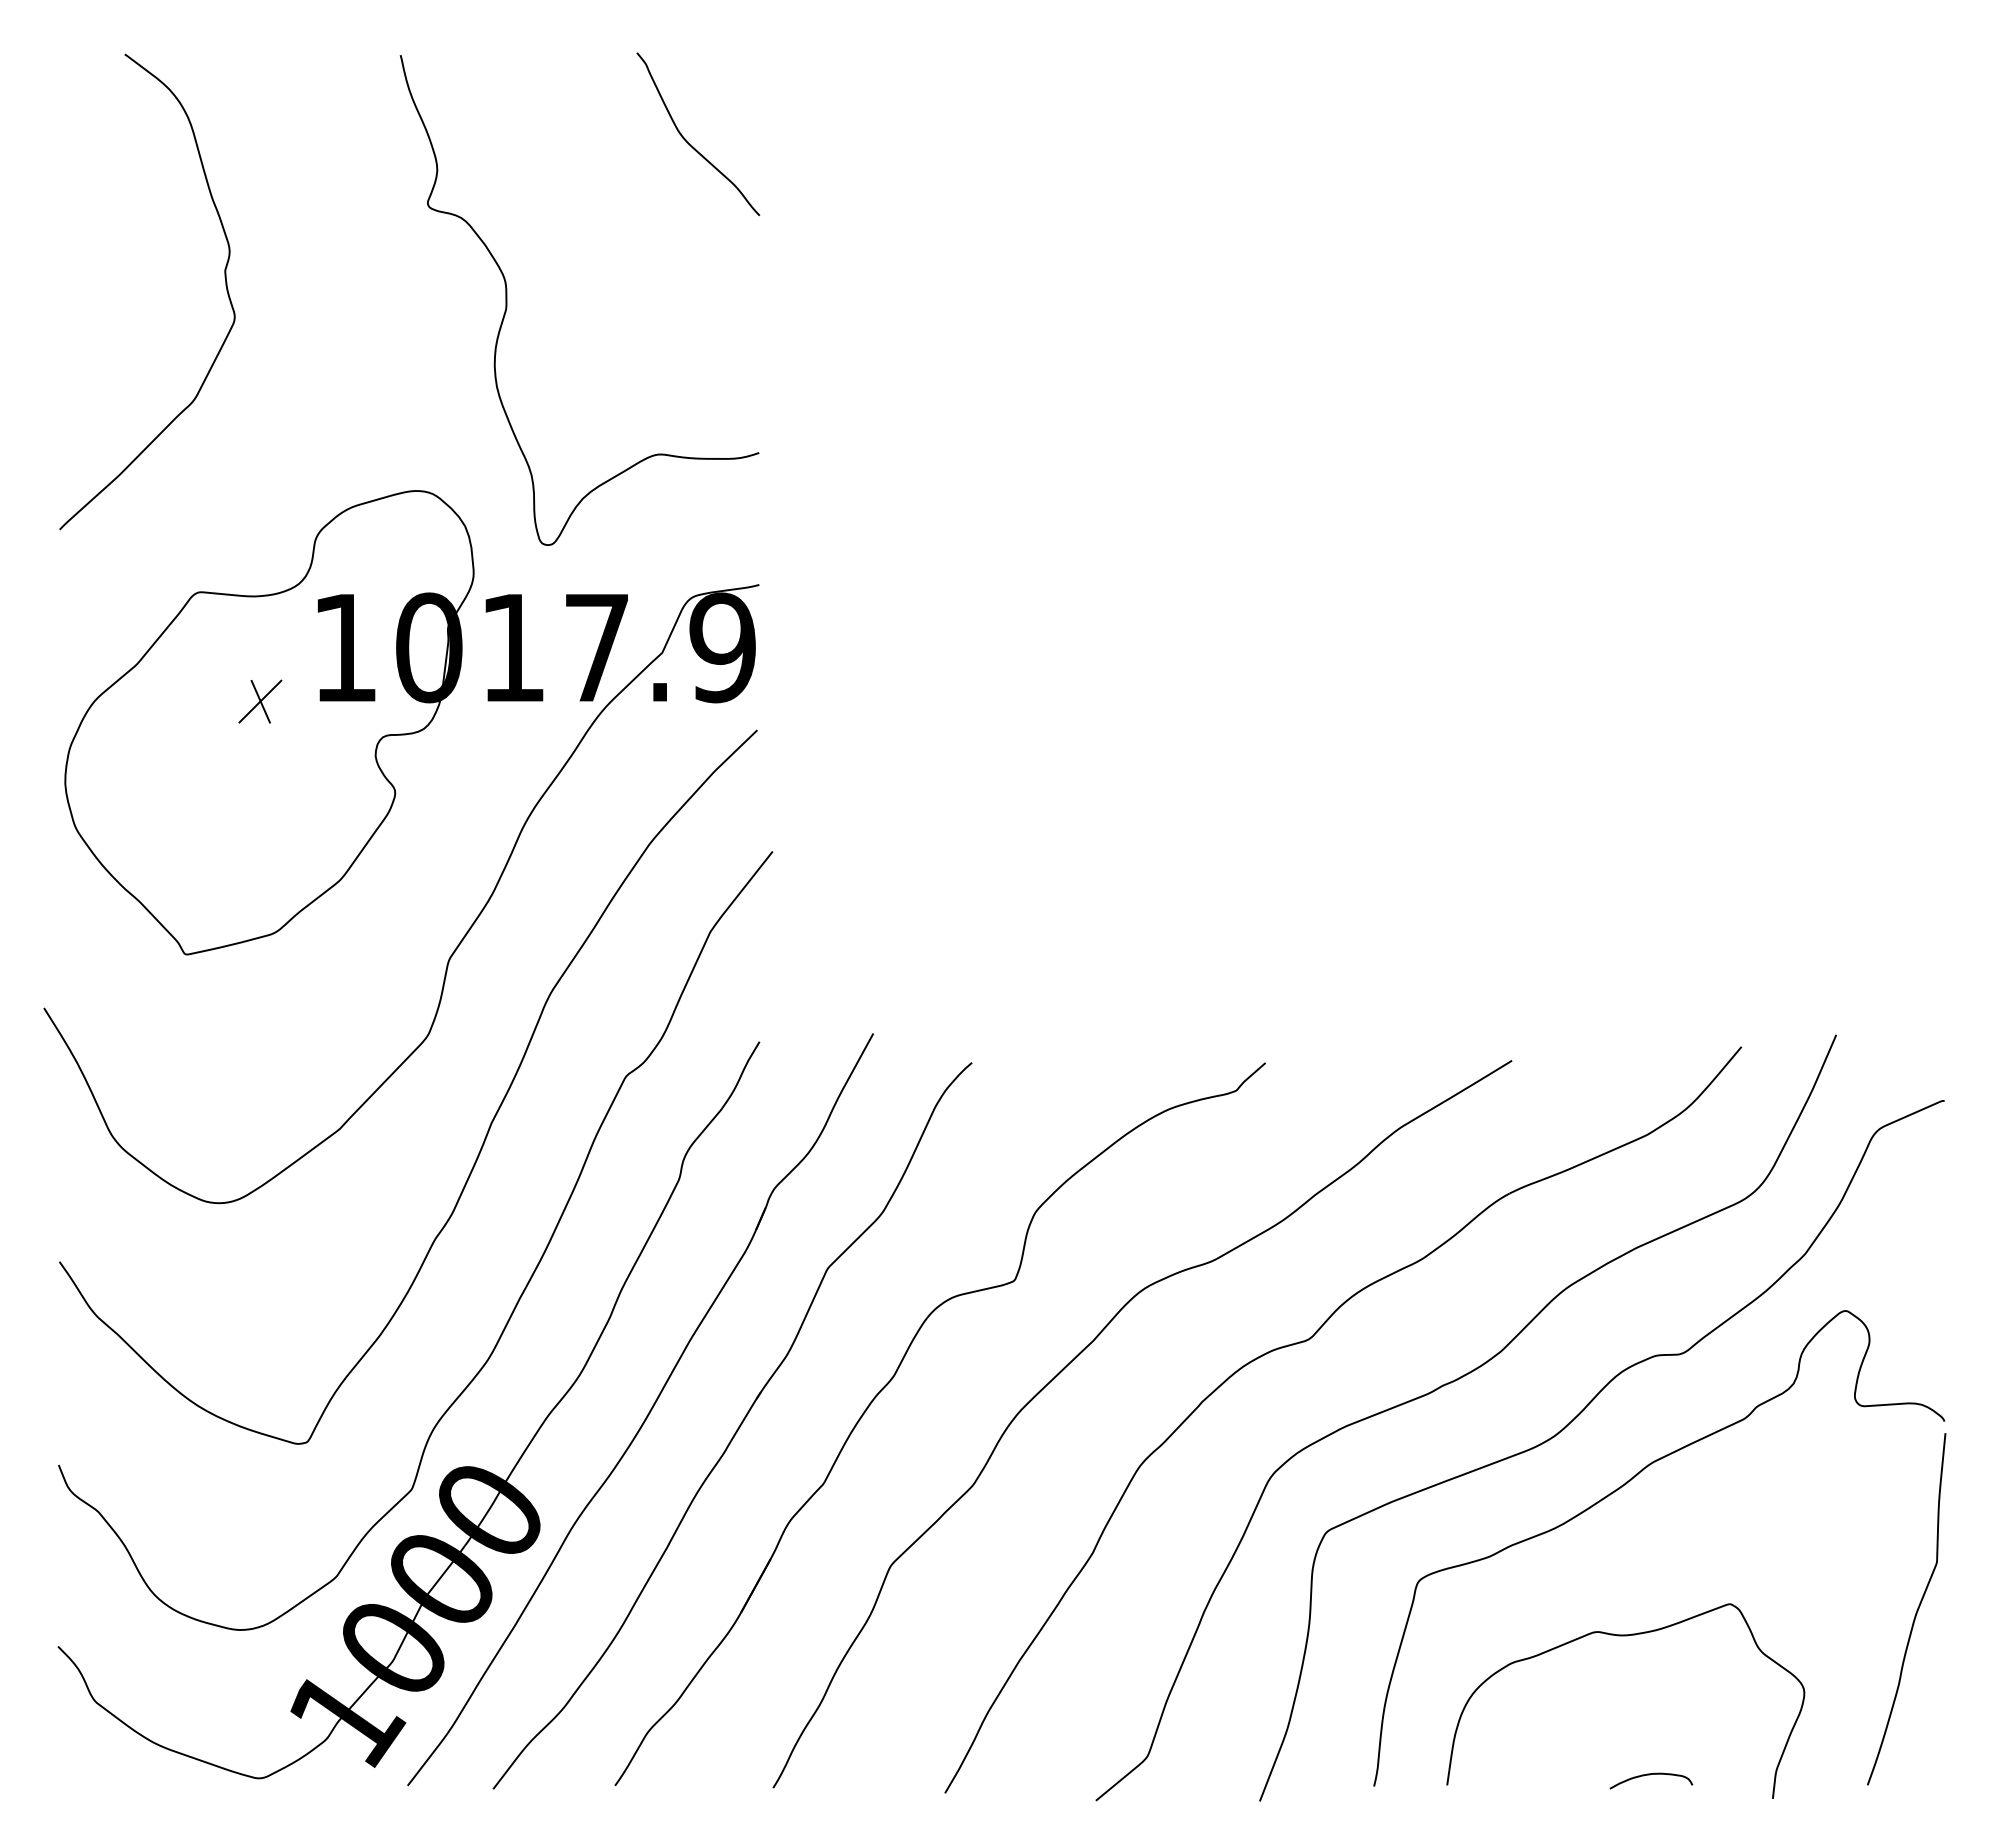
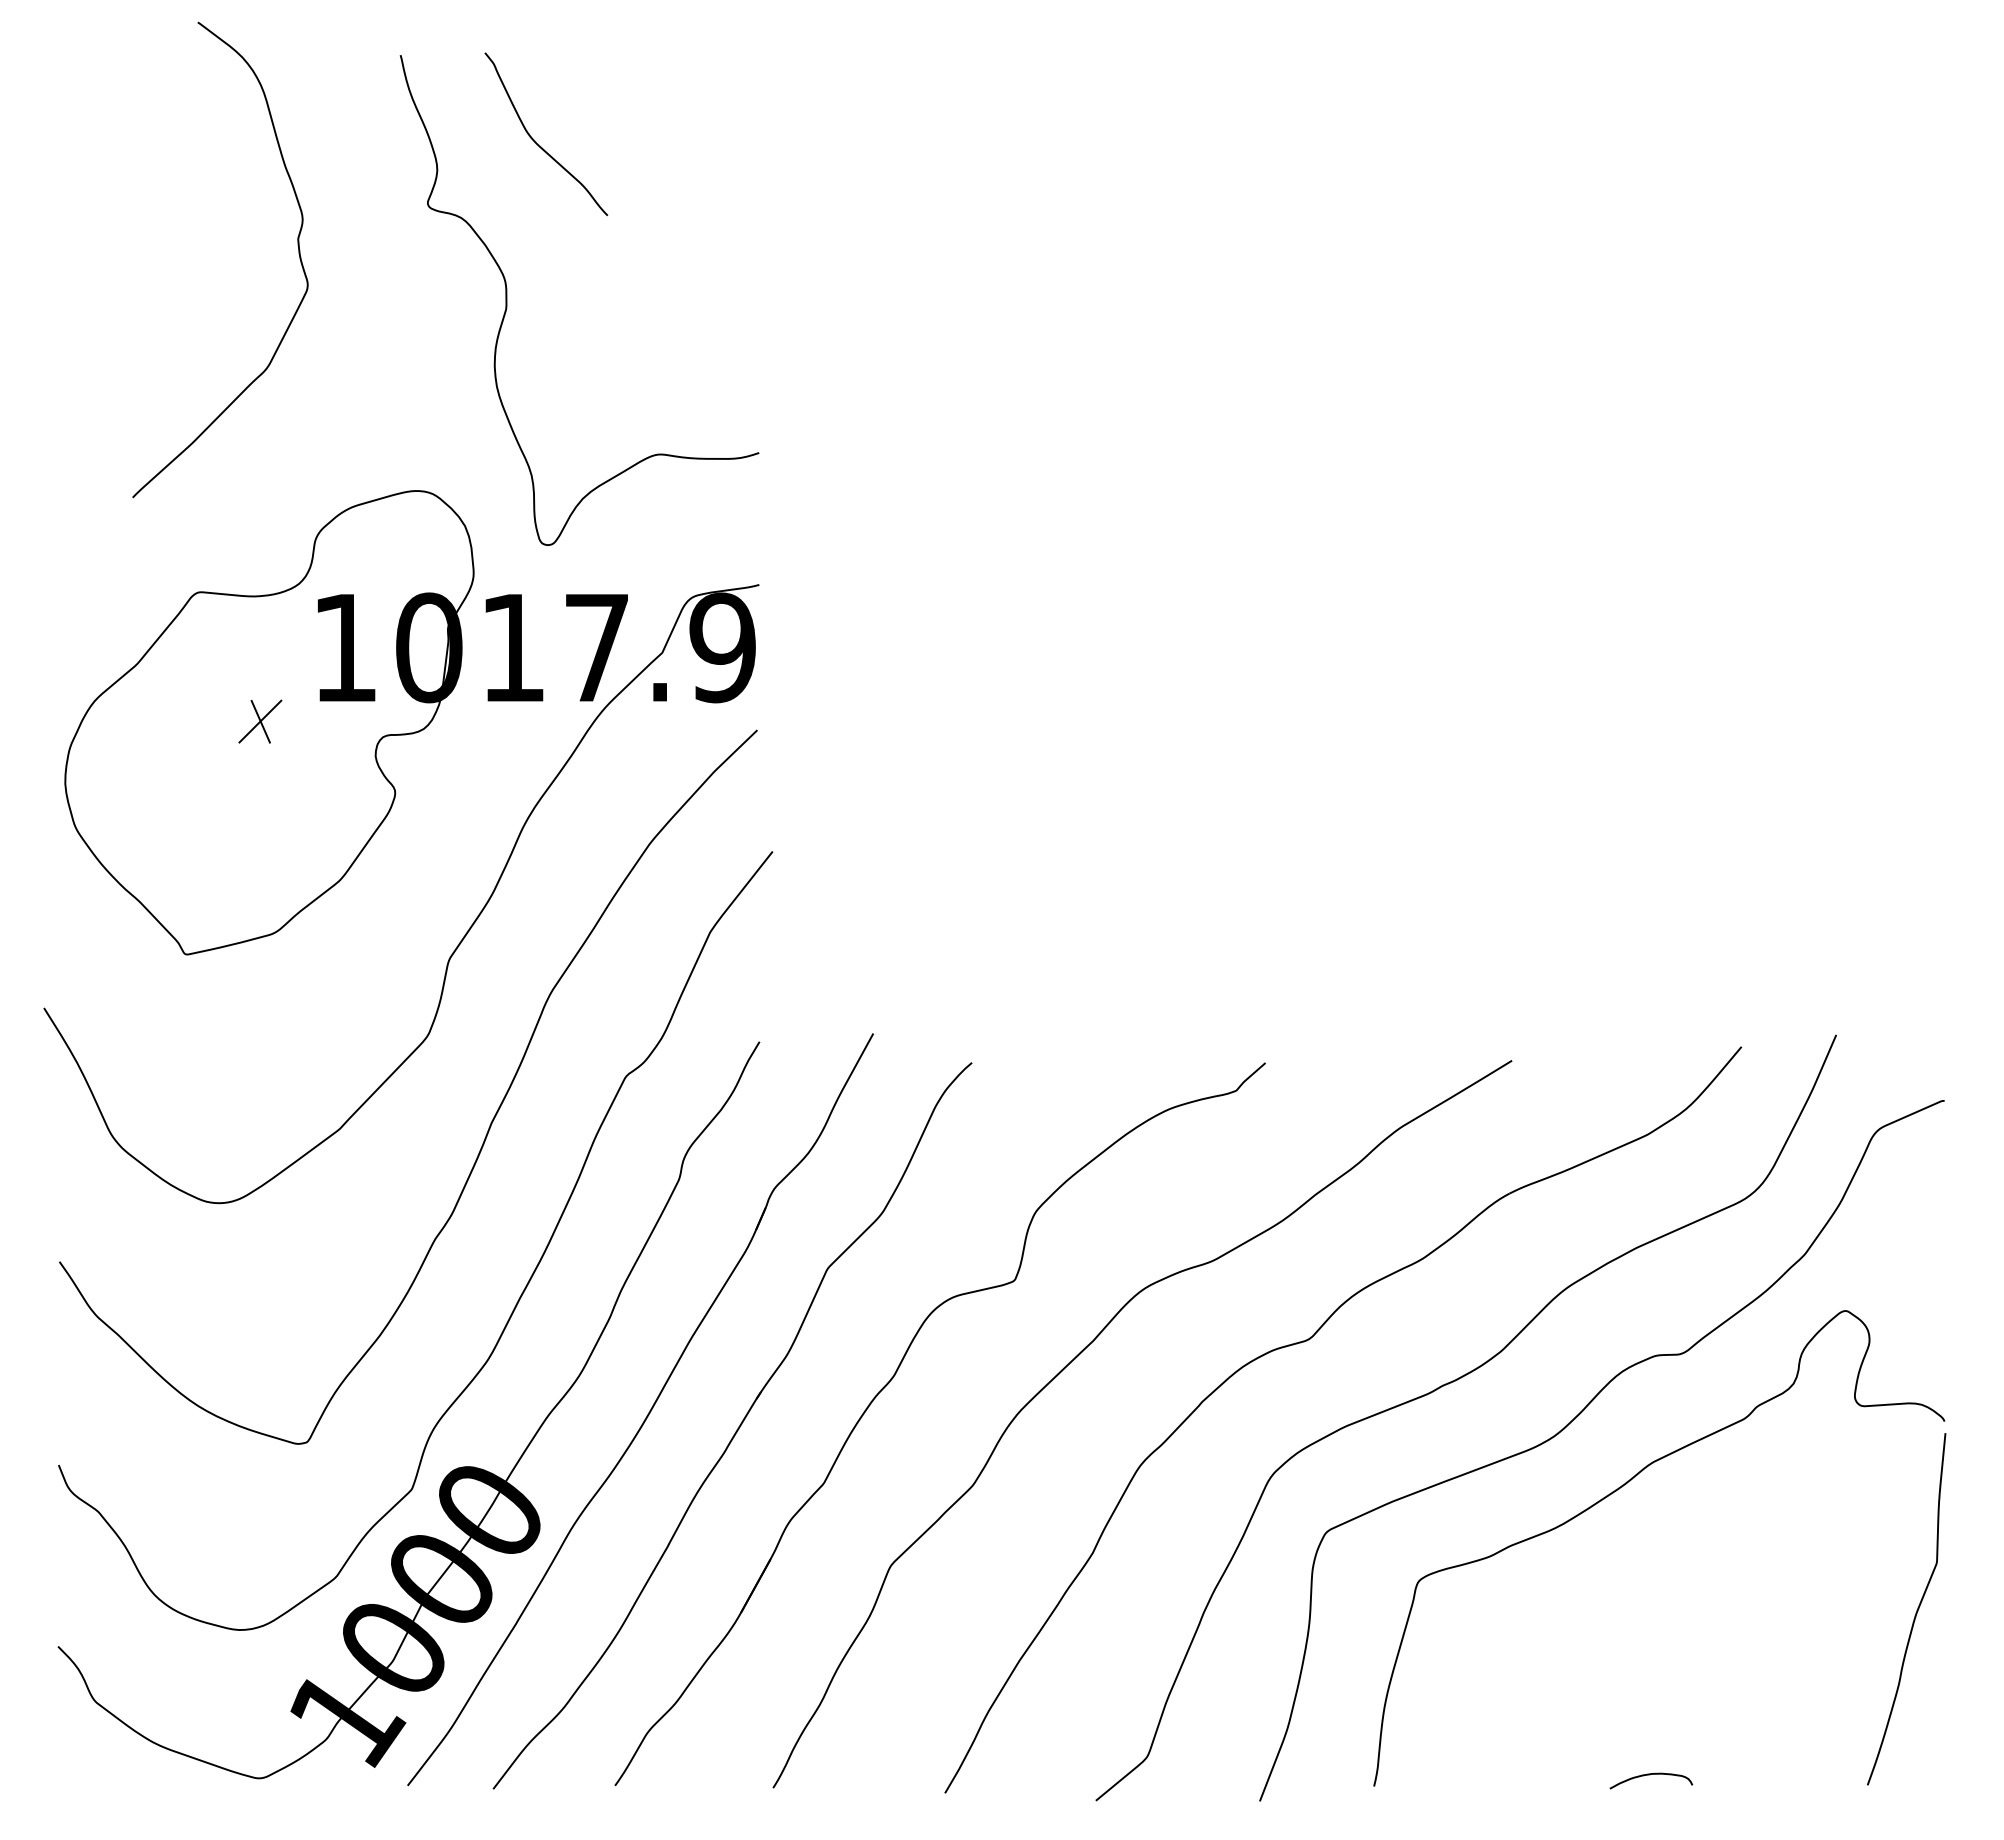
curve position: (686, 139) -> (534, 139) (534, 139)
curve position: (225, 286) -> (298, 254) (298, 254)
part position: (260, 701) -> (260, 721) (260, 721)
curve: present -> none (1625, 1636)
